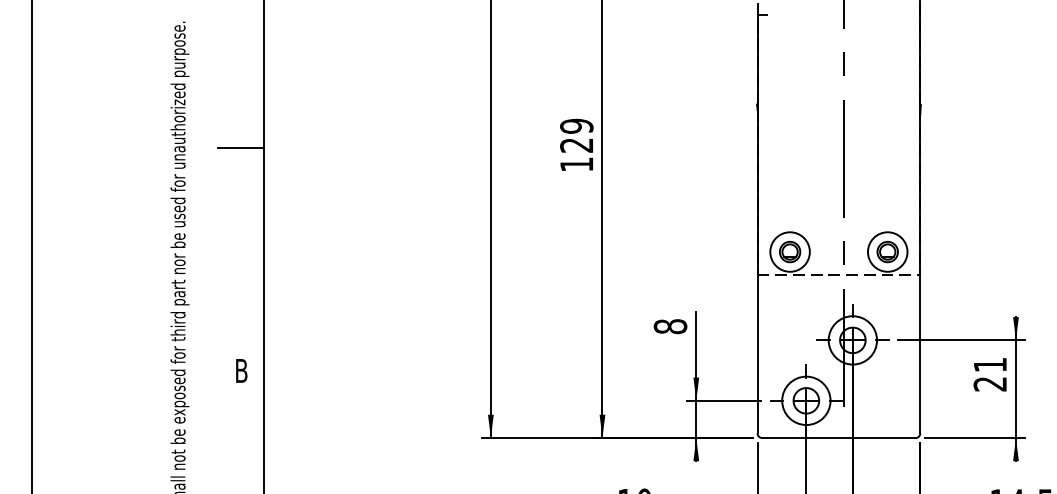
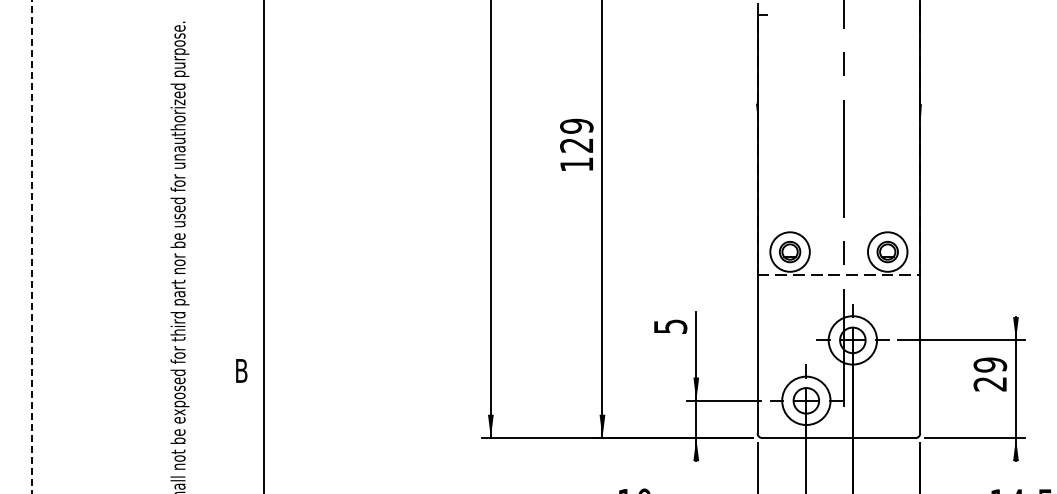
line: present -> none (240, 147)
line: solid -> dashed (31, 246)
text: 8 -> 5 (670, 326)
text: 21 -> 29 (990, 364)
